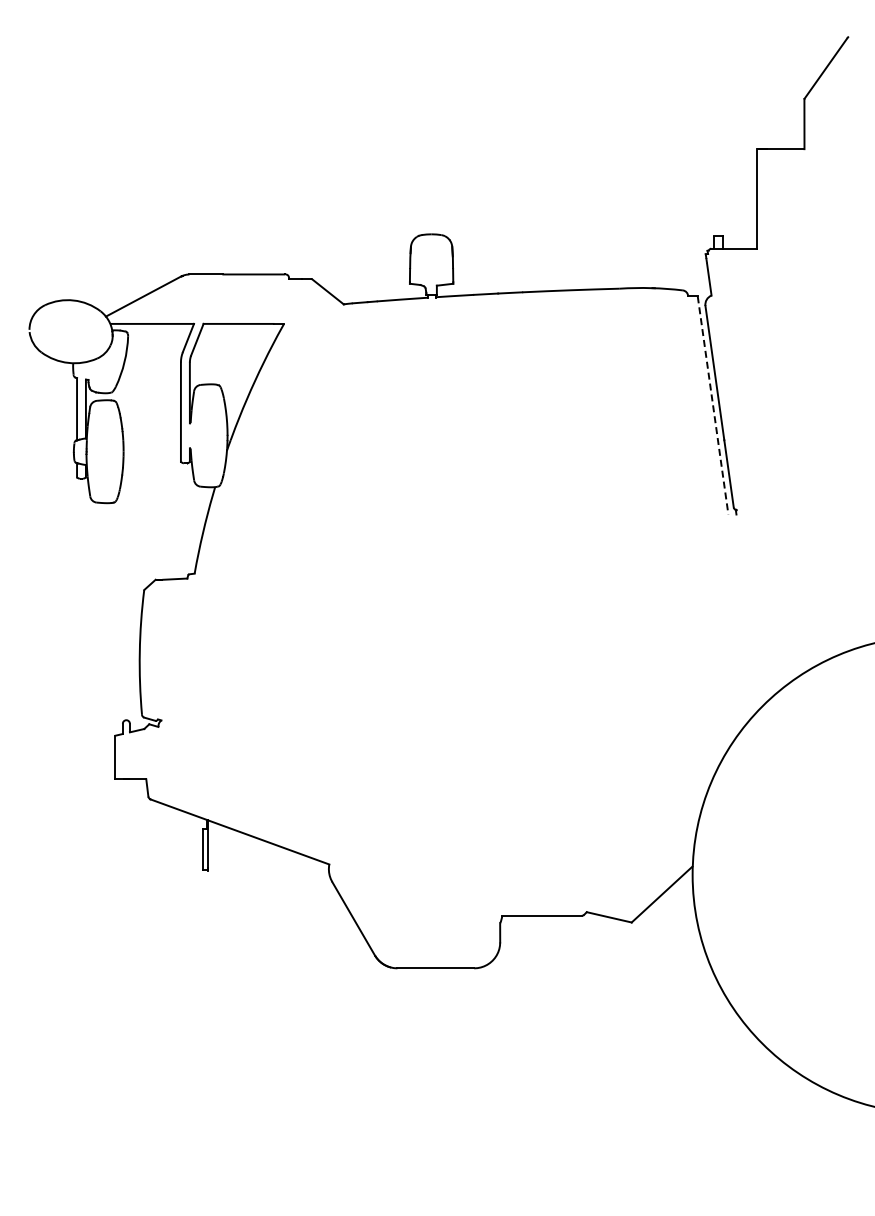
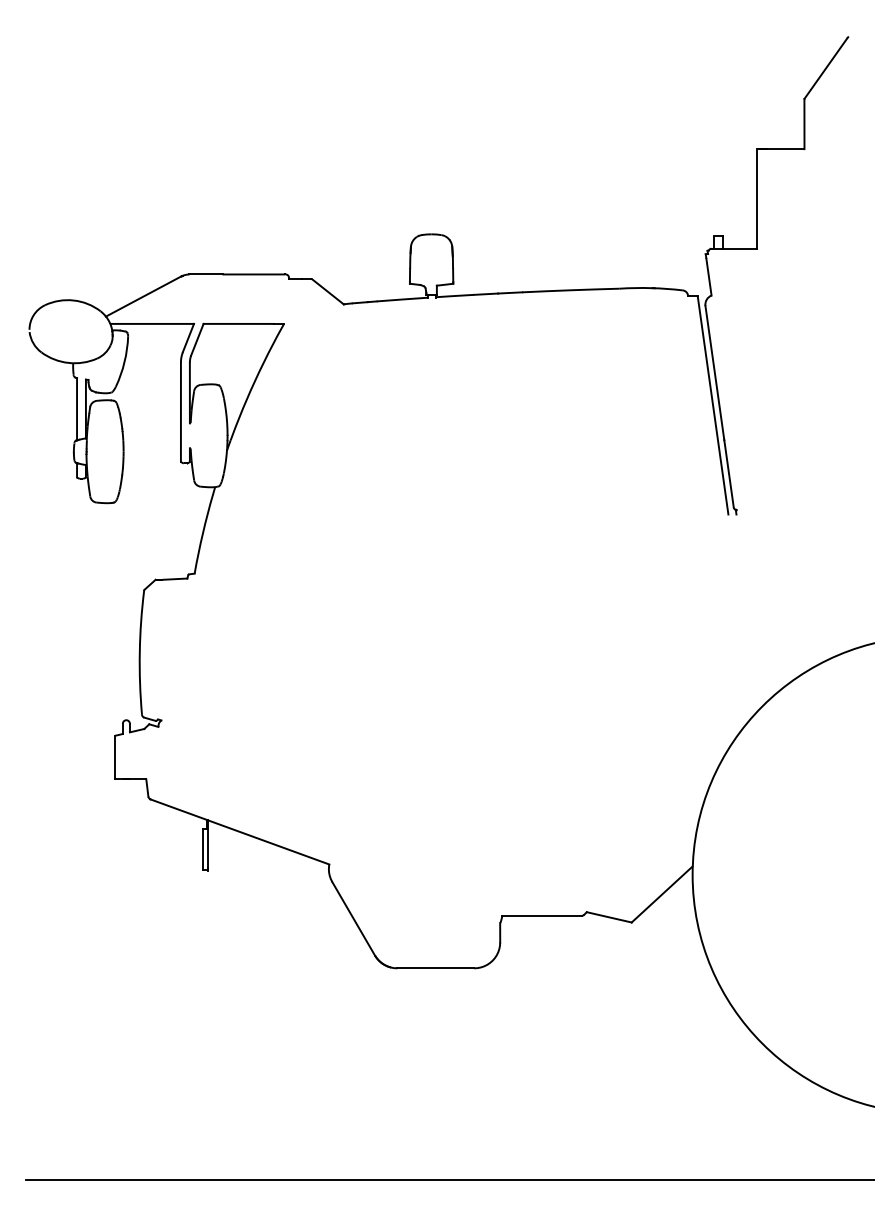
line: dashed -> solid (713, 405)
line: none -> present (448, 1179)
